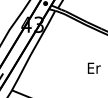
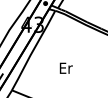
text position: (93, 67) -> (65, 67) (65, 67)
